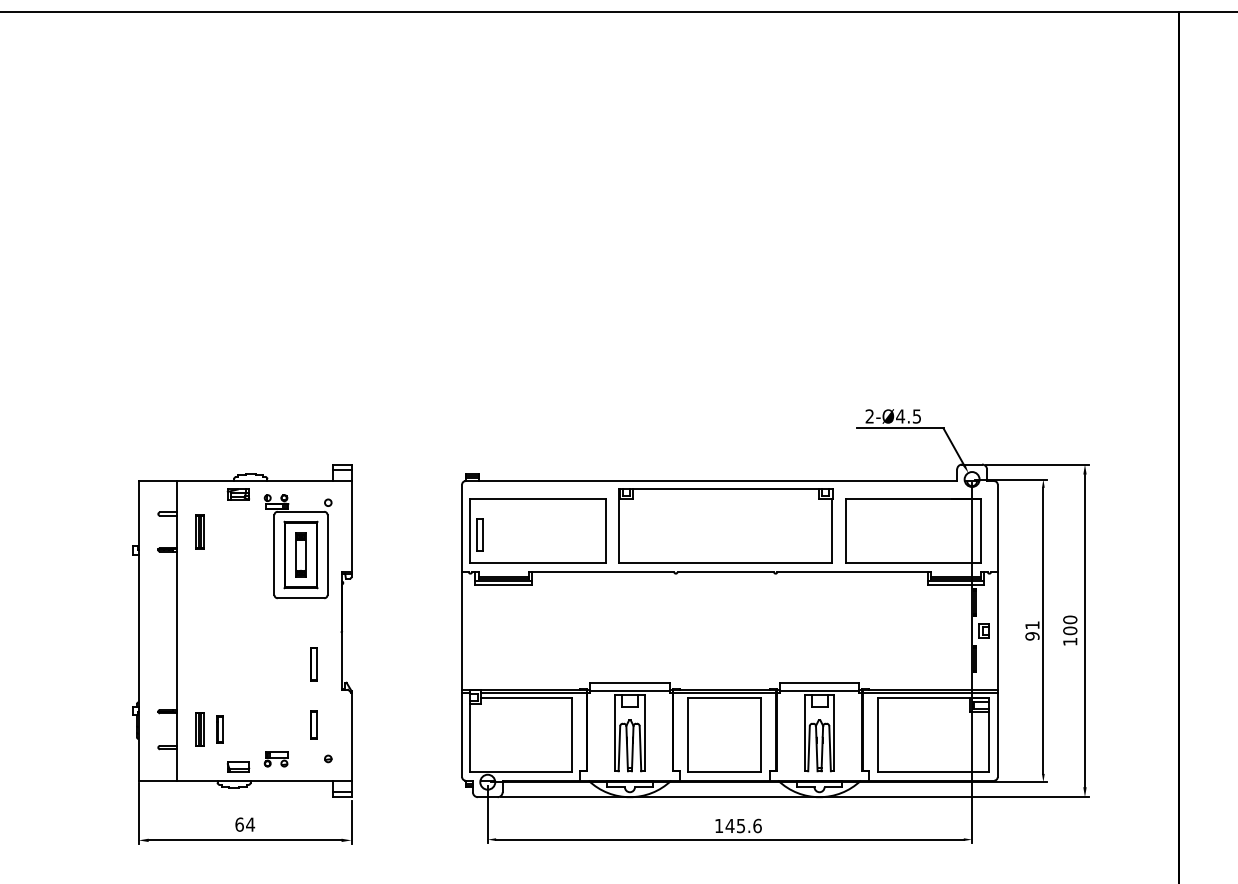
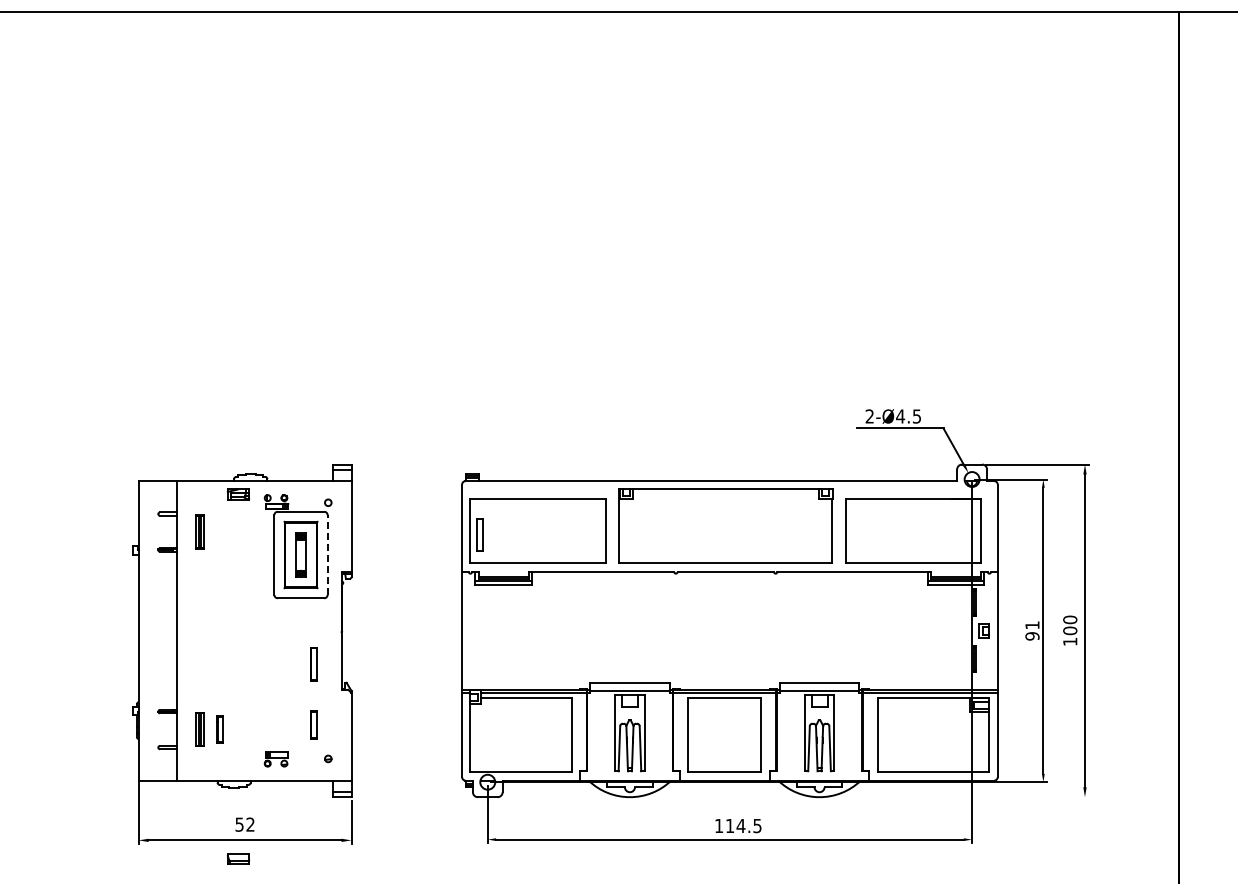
line: solid -> dashed (327, 555)
part position: (238, 766) -> (238, 858) (238, 858)
line: present -> none (794, 797)
text: 64 -> 52 (245, 824)
text: 145.6 -> 114.5 (743, 825)
